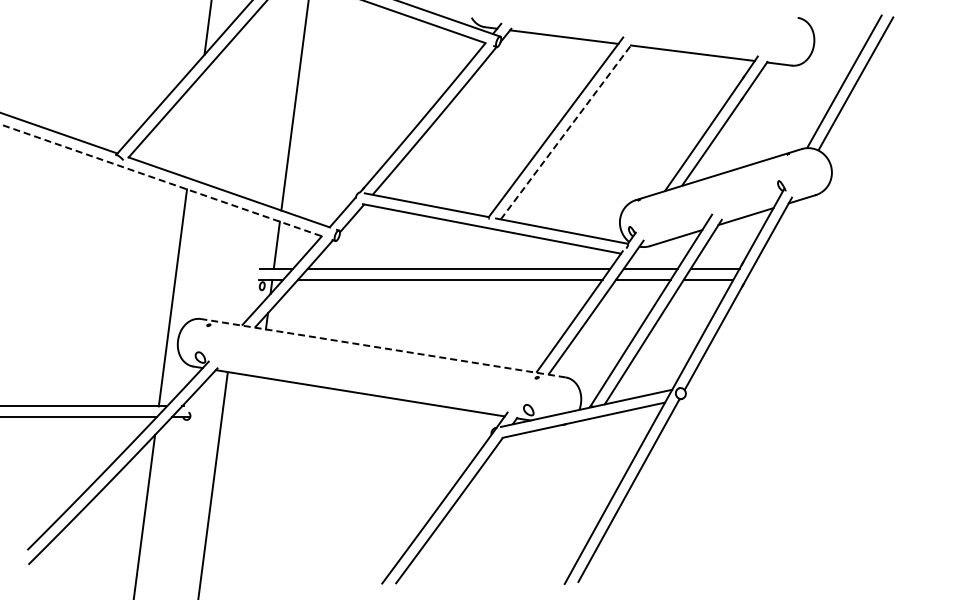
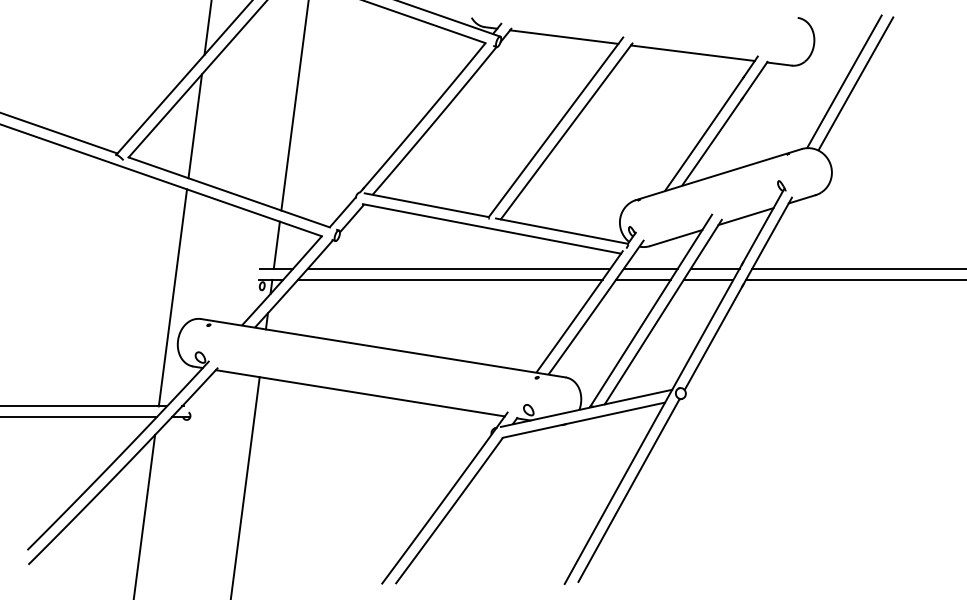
line: none -> present (195, 126)
line: dashed -> solid (566, 131)
line: dashed -> solid (161, 180)
line: none -> present (857, 268)
line: none -> present (854, 279)
line: dashed -> solid (383, 348)
line position: (212, 484) -> (245, 486) (245, 486)
